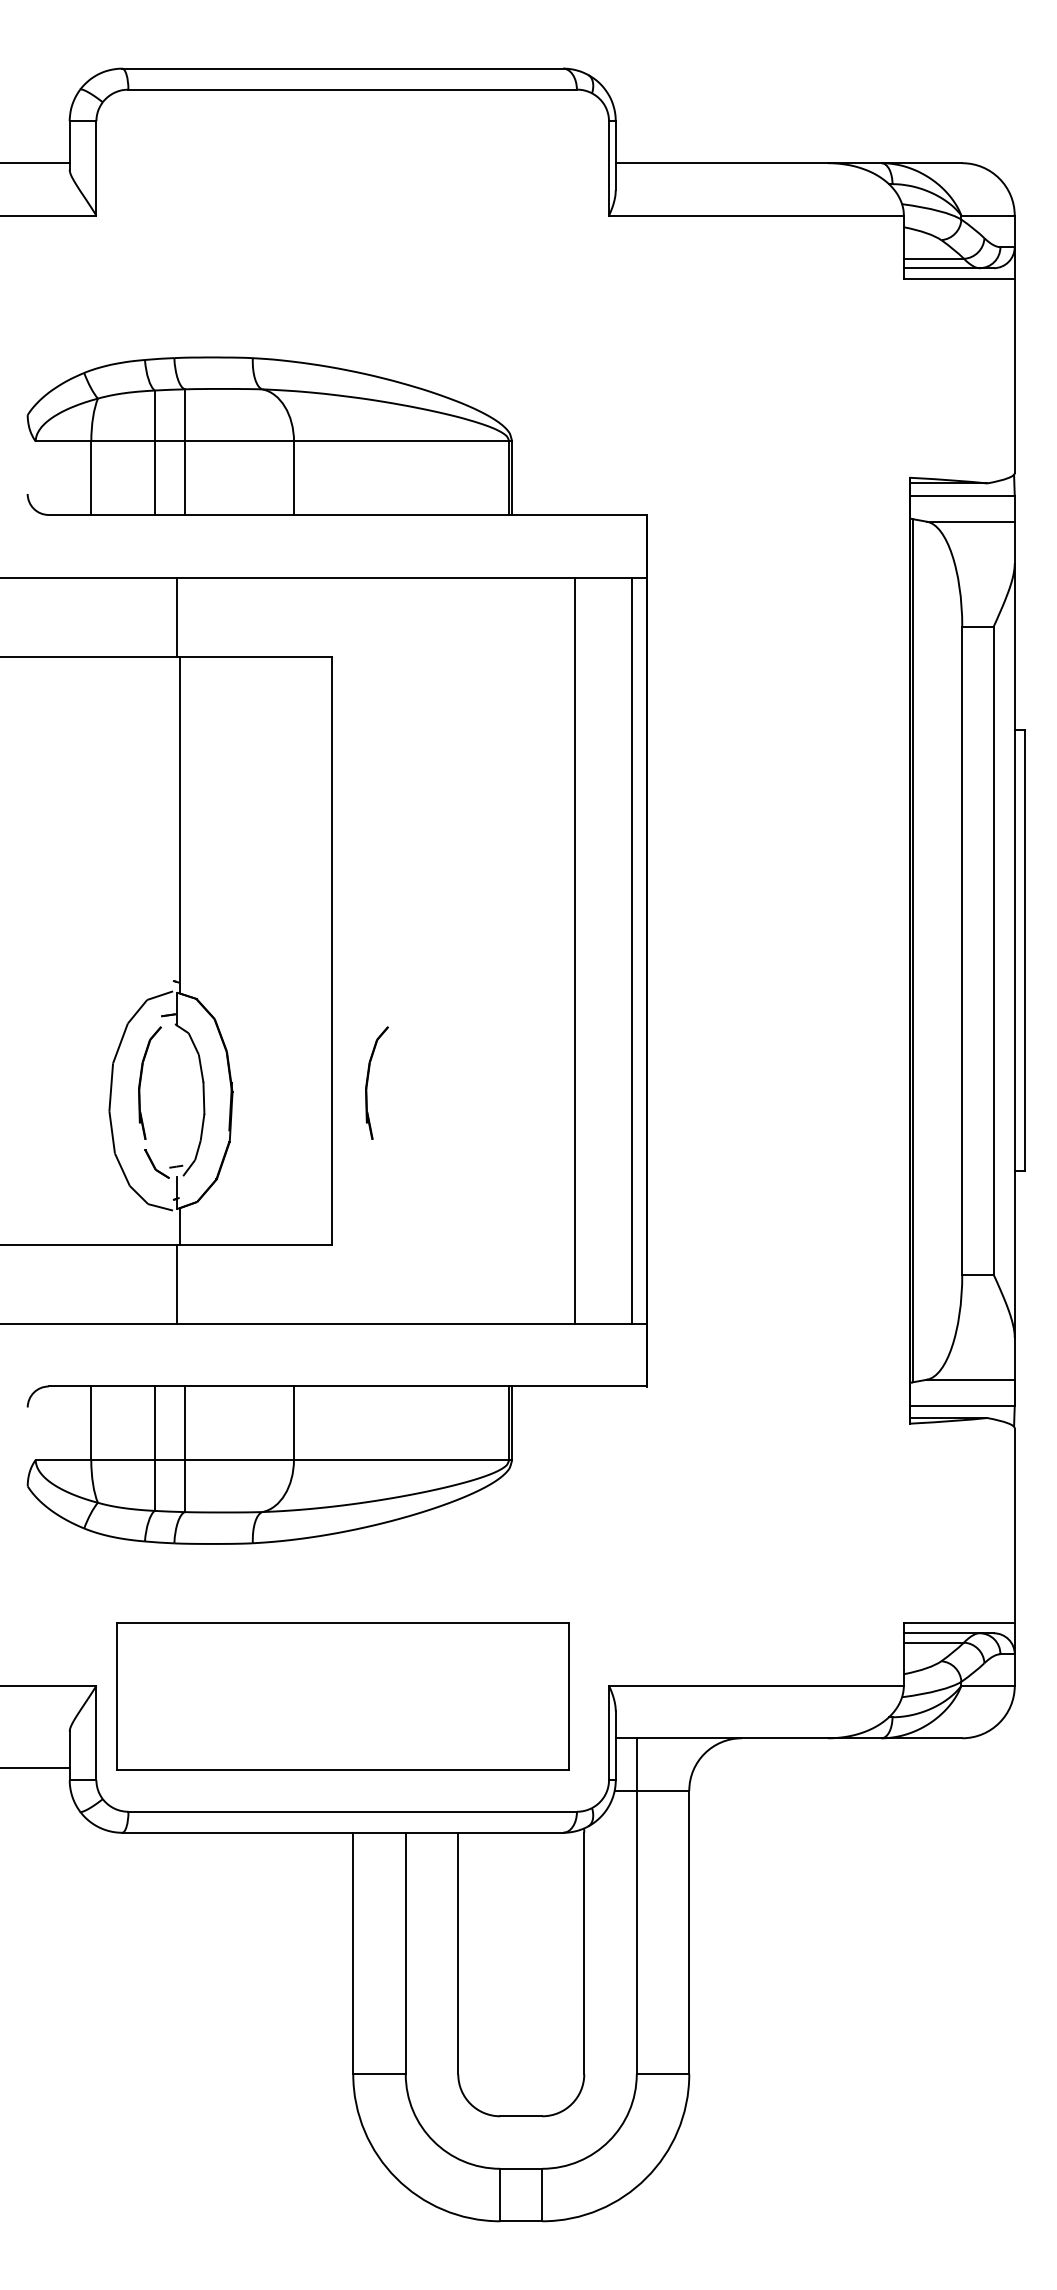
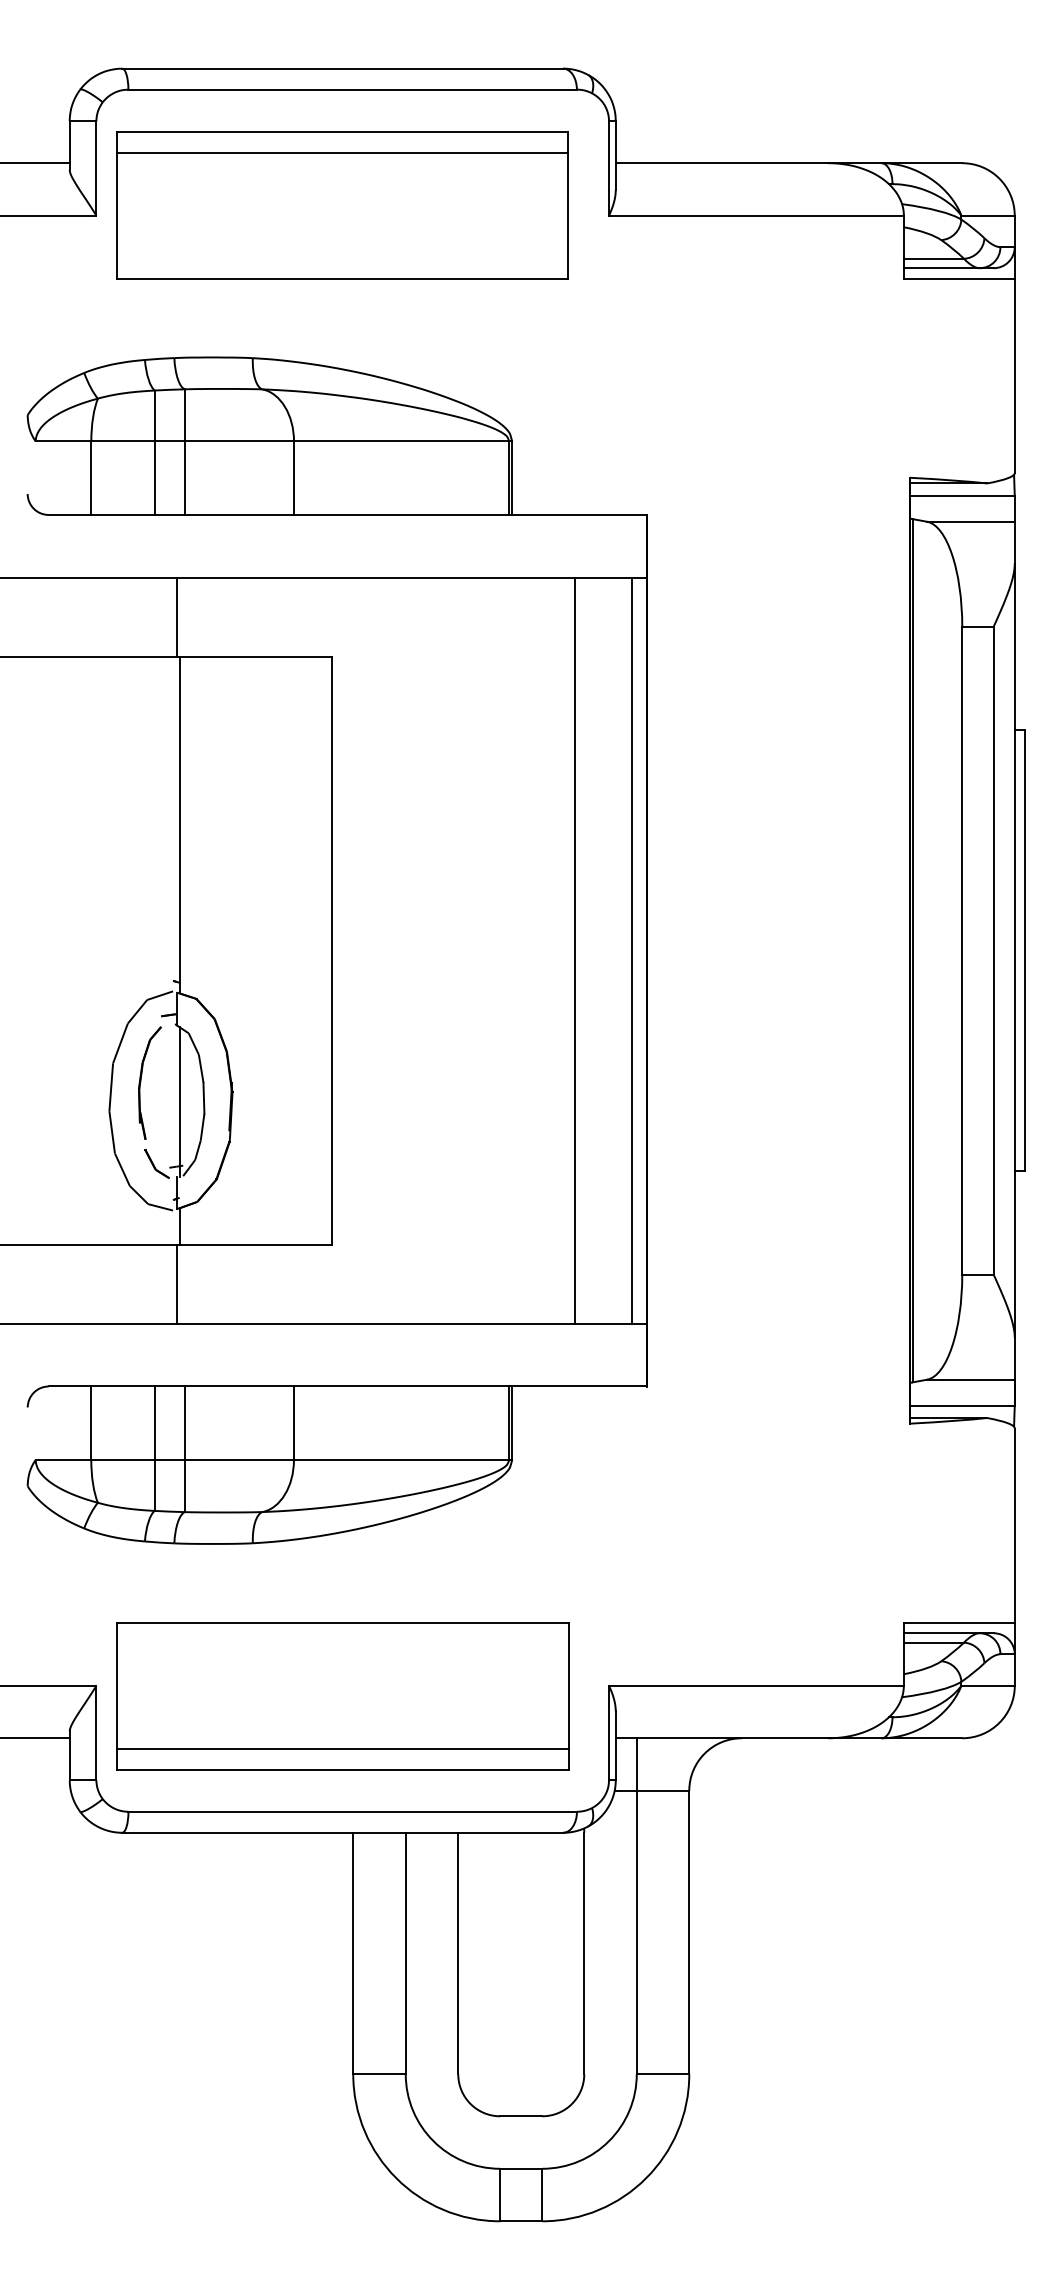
part: none -> present (342, 205)
part: present -> none (368, 1082)
line: none -> present (179, 1101)
line: none -> present (342, 1748)
line position: (35, 1768) -> (35, 1738) (35, 1738)
